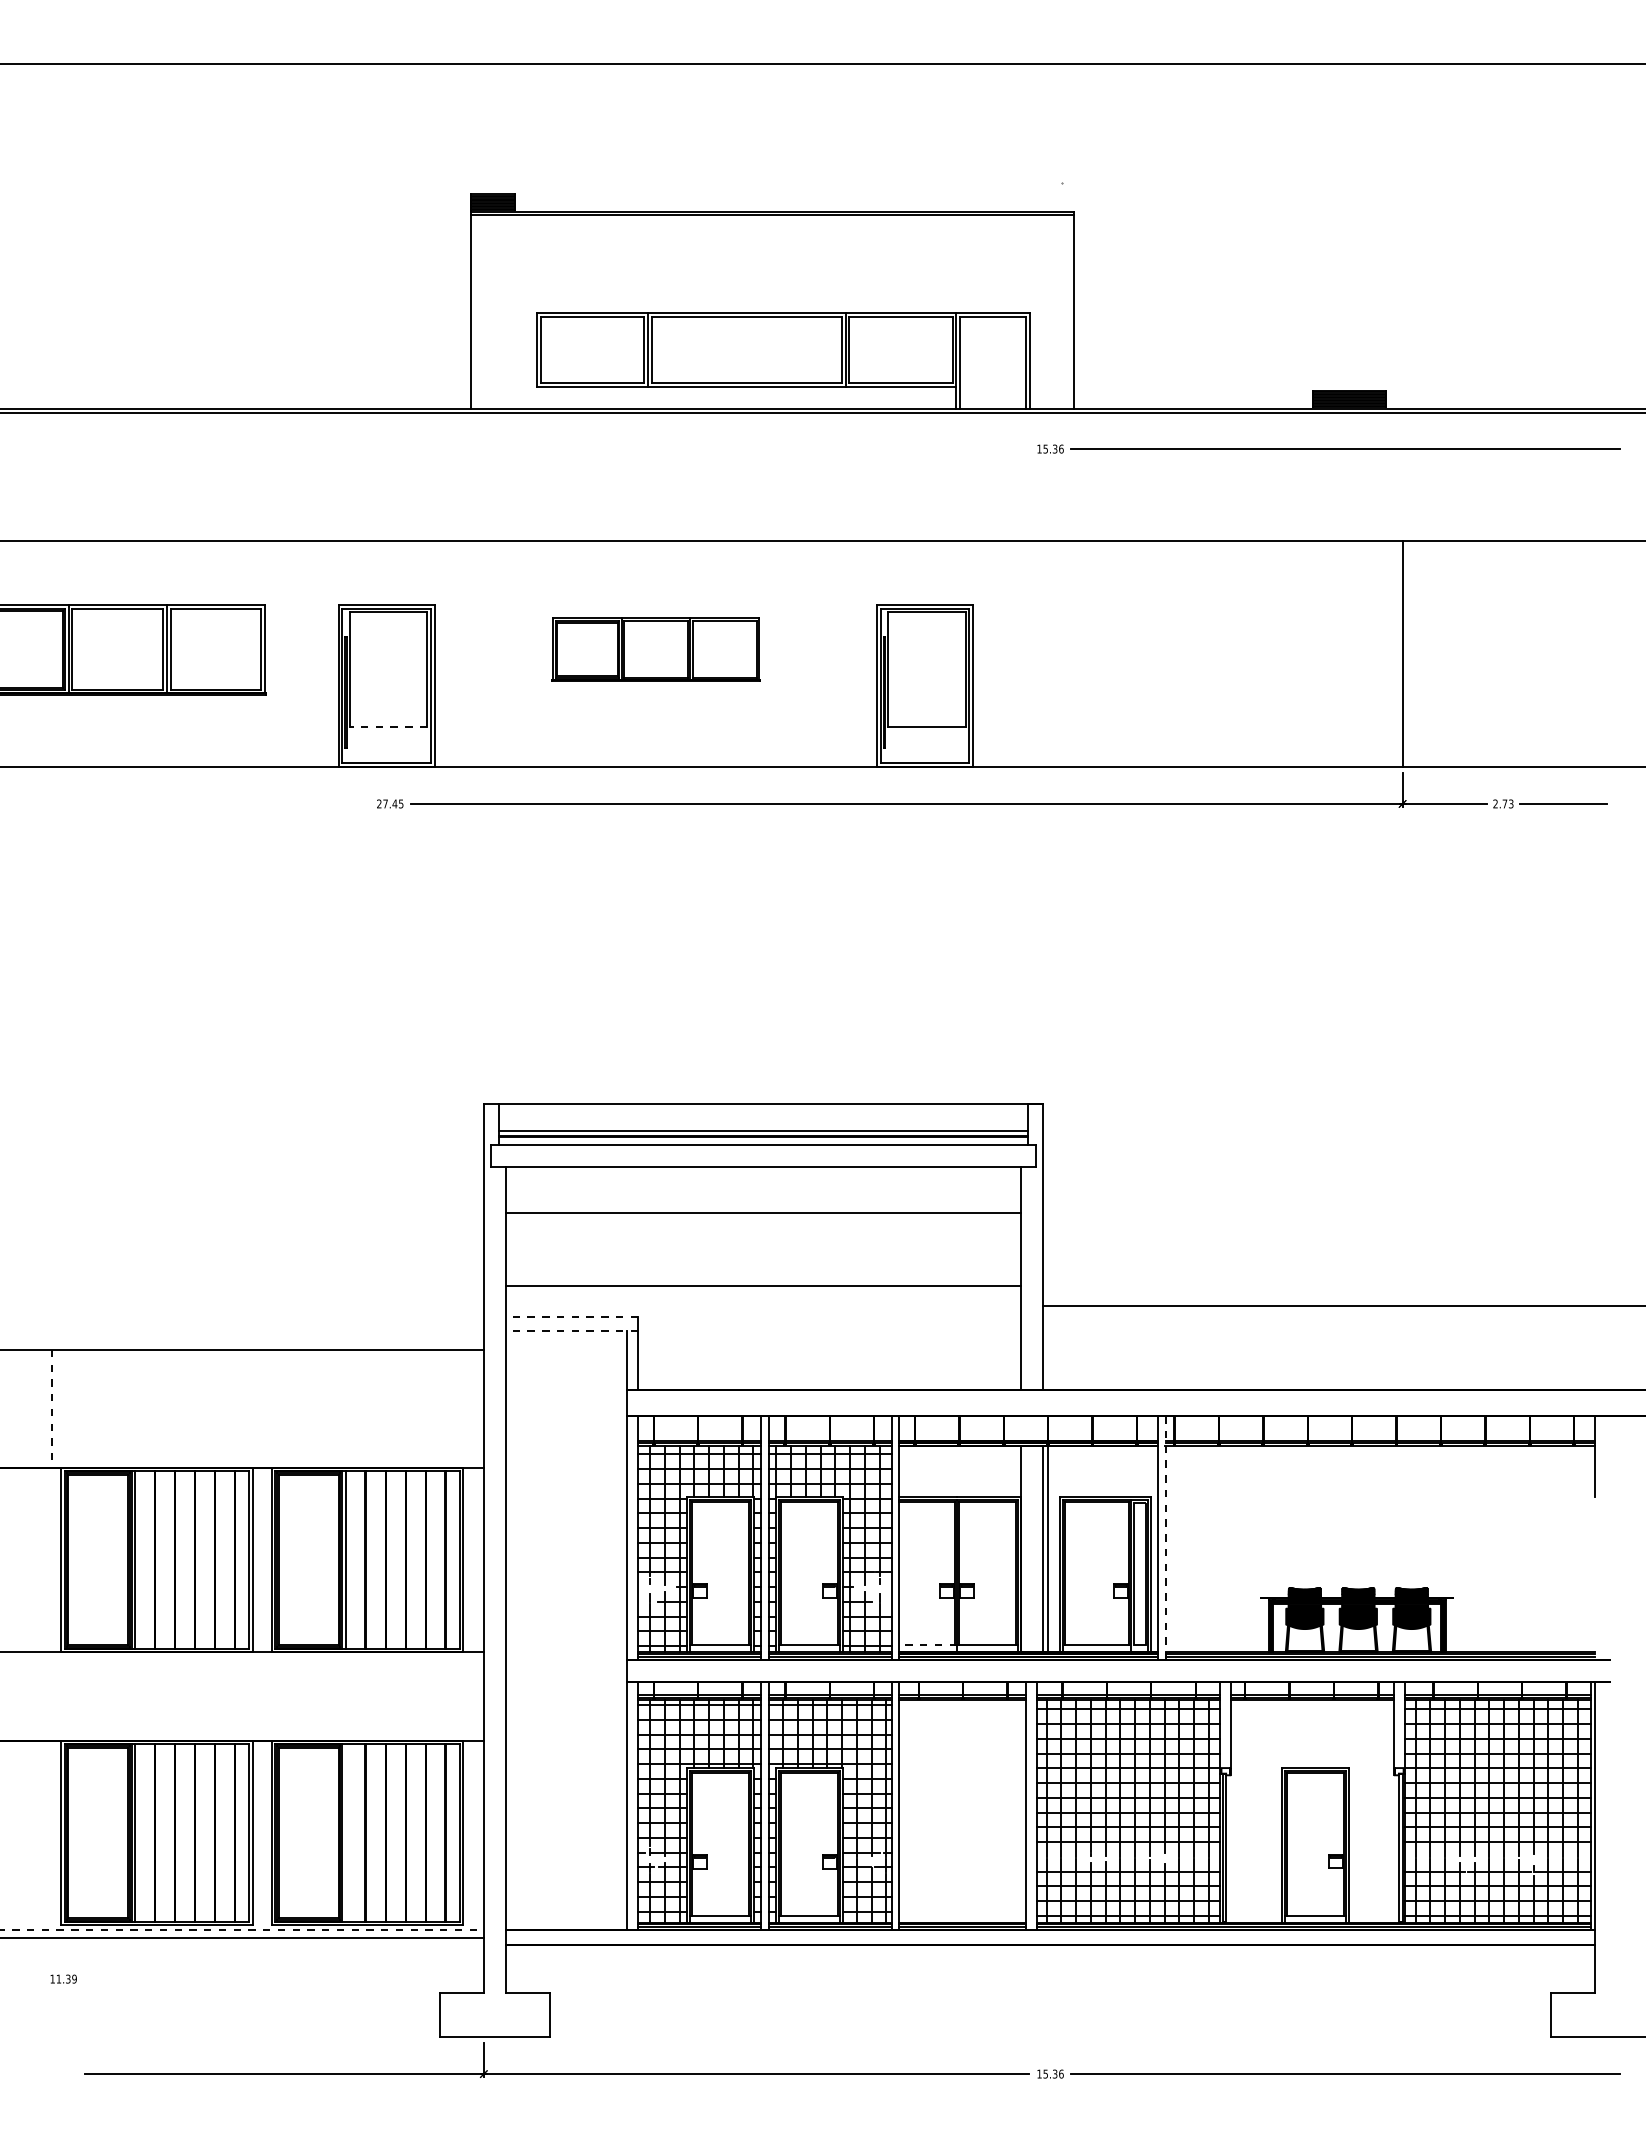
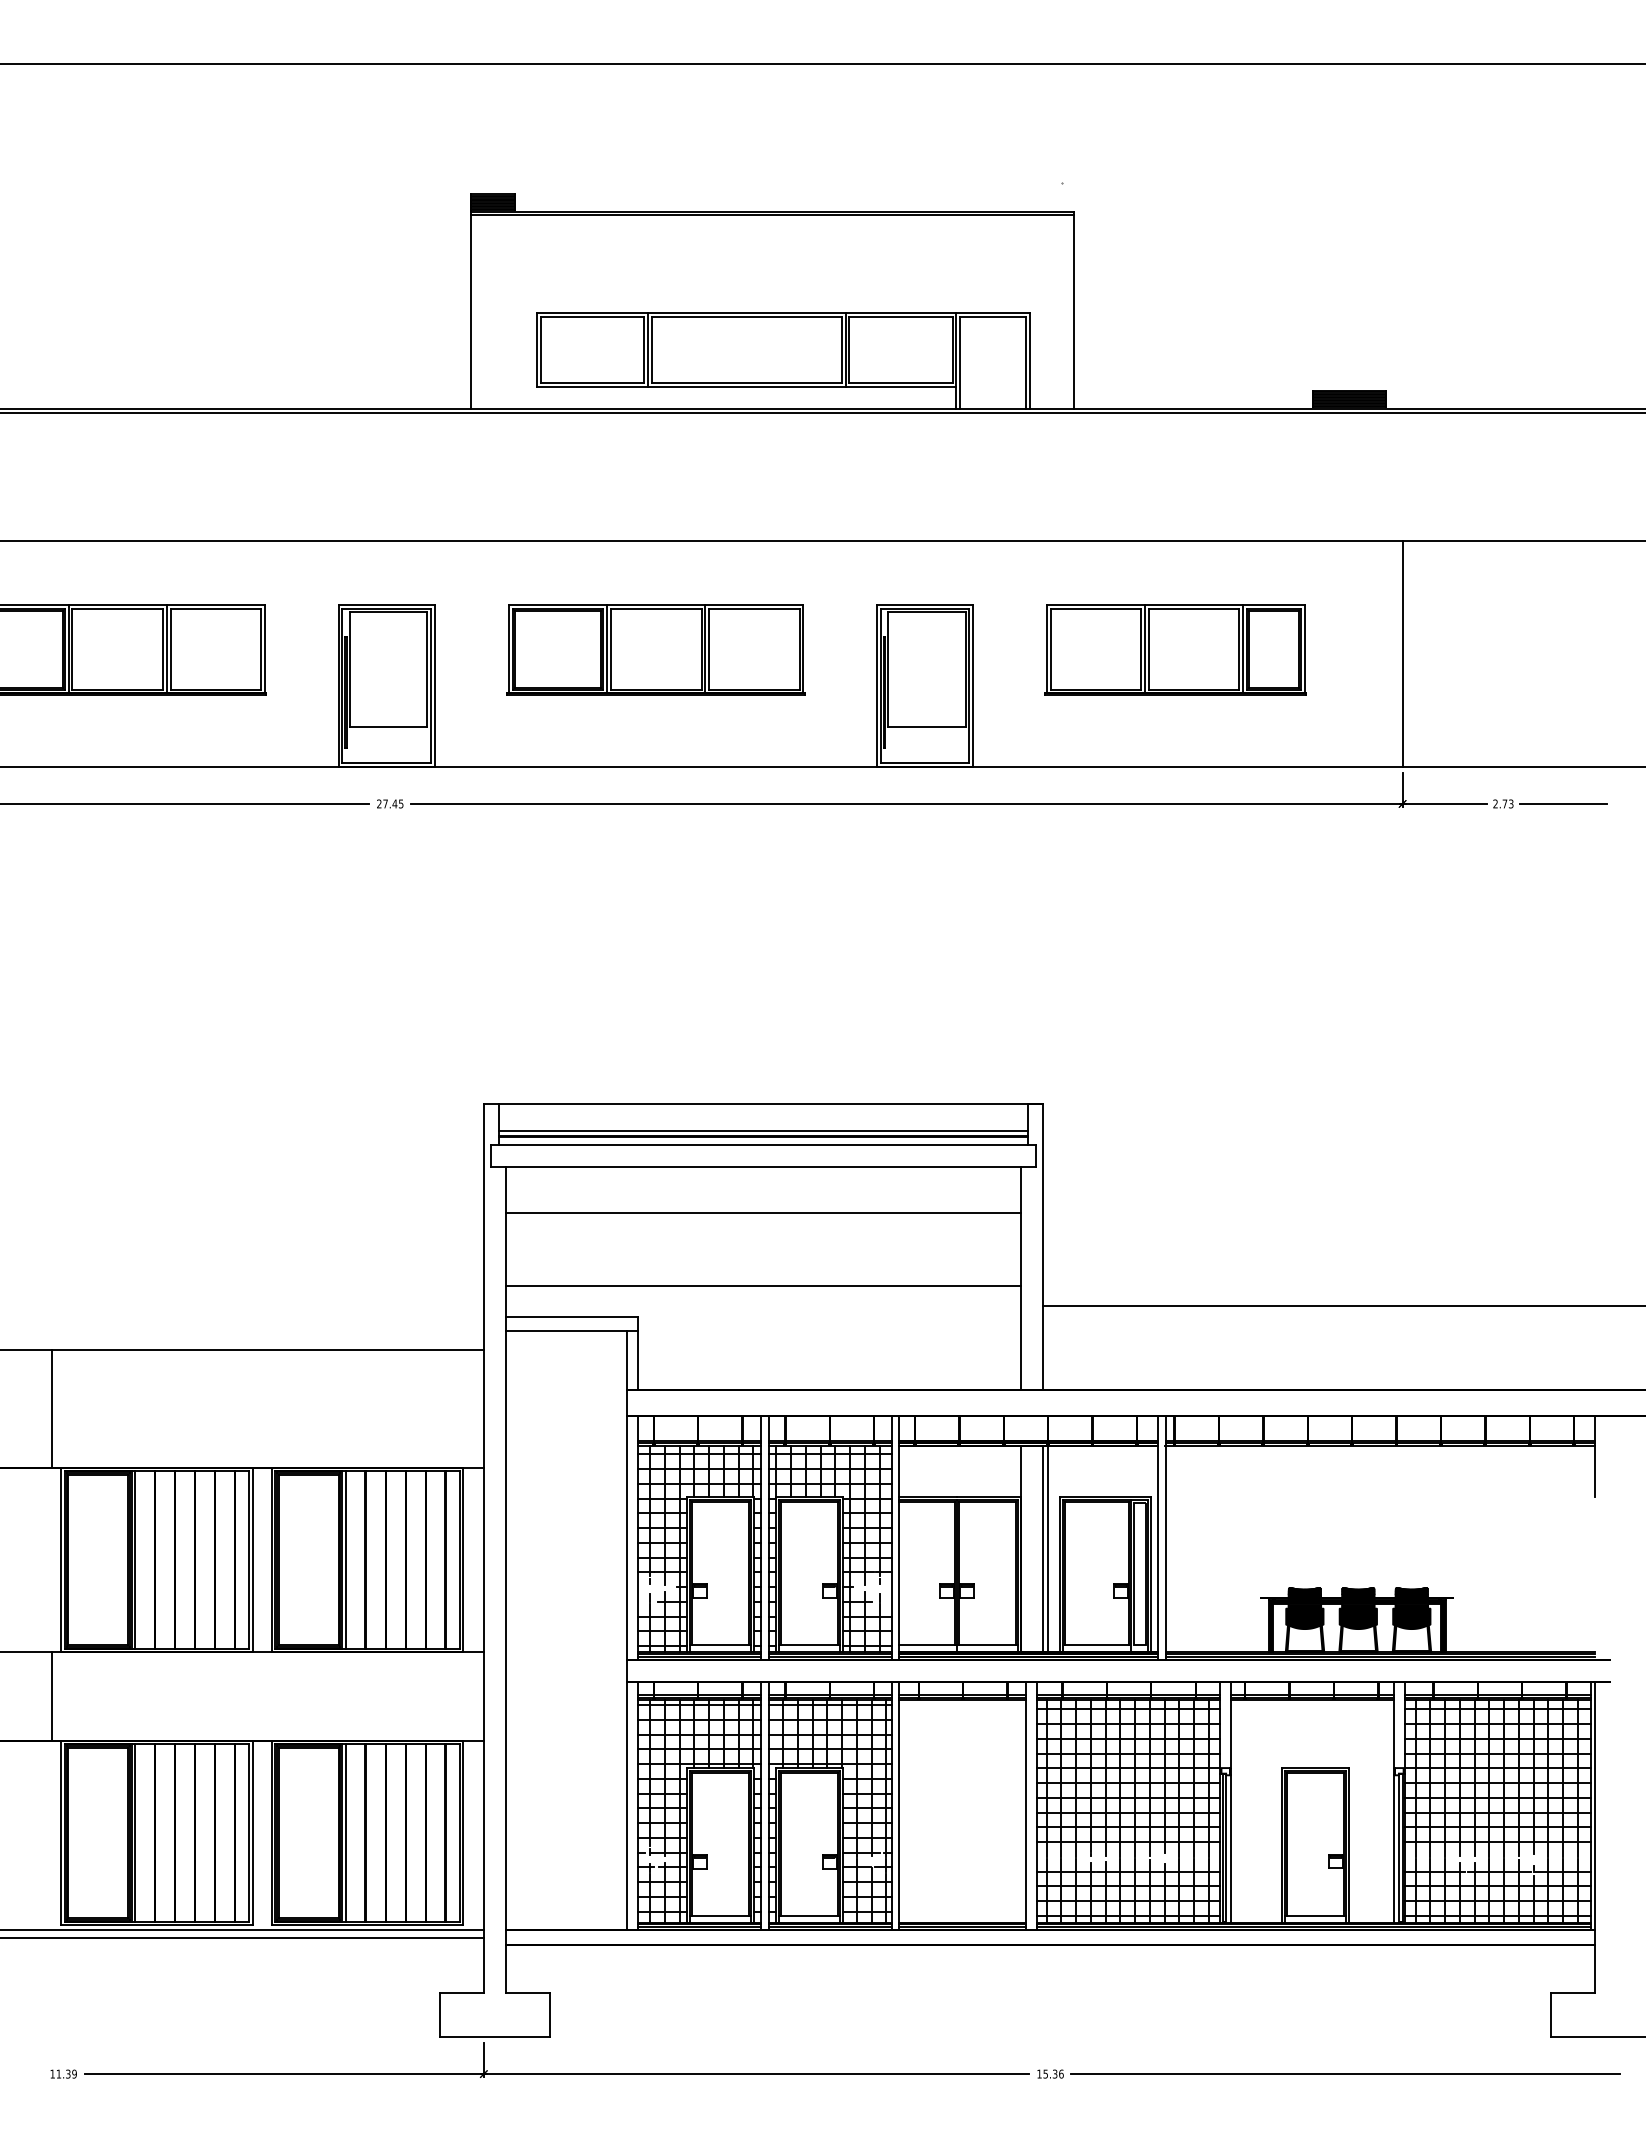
part: present -> none (1328, 448)
part size: 210x65 px -> 300x92 px (655, 649)
part: none -> present (1175, 649)
line: dashed -> solid (388, 727)
line: none -> present (185, 803)
line: dashed -> solid (571, 1316)
line: dashed -> solid (571, 1331)
line: dashed -> solid (51, 1409)
line: dashed -> solid (1165, 1537)
line: dashed -> solid (928, 1644)
line: none -> present (51, 1696)
line: none -> present (345, 1832)
line: none -> present (1231, 1848)
line: none -> present (1393, 1848)
line: dashed -> solid (242, 1930)
text position: (63, 1978) -> (63, 2073) (63, 2073)
